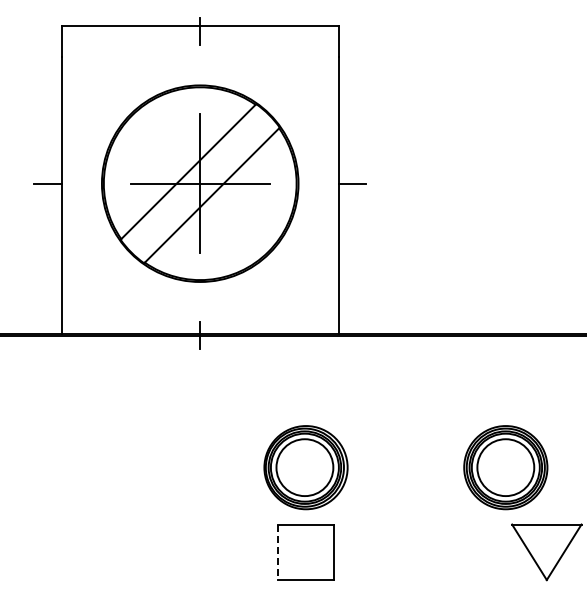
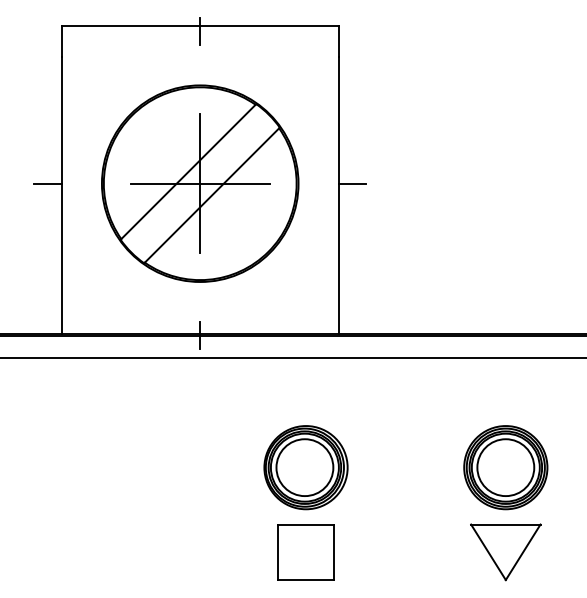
line: none -> present (292, 358)
line: dashed -> solid (278, 552)
part position: (546, 552) -> (505, 552) (505, 552)
